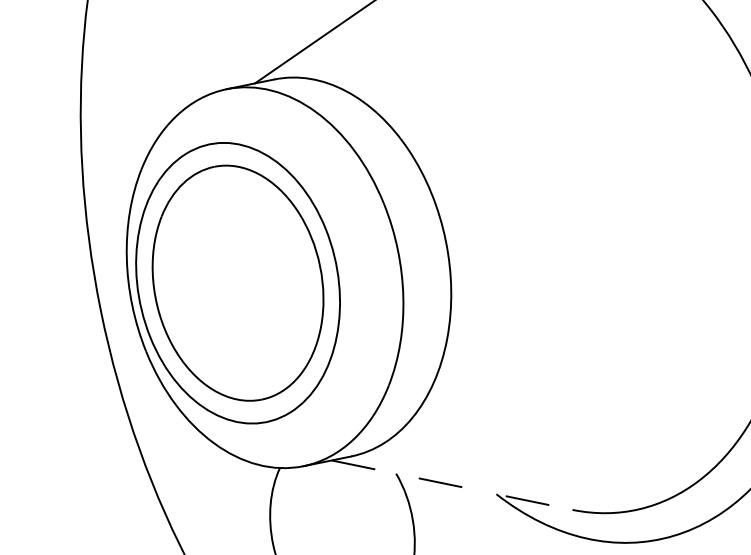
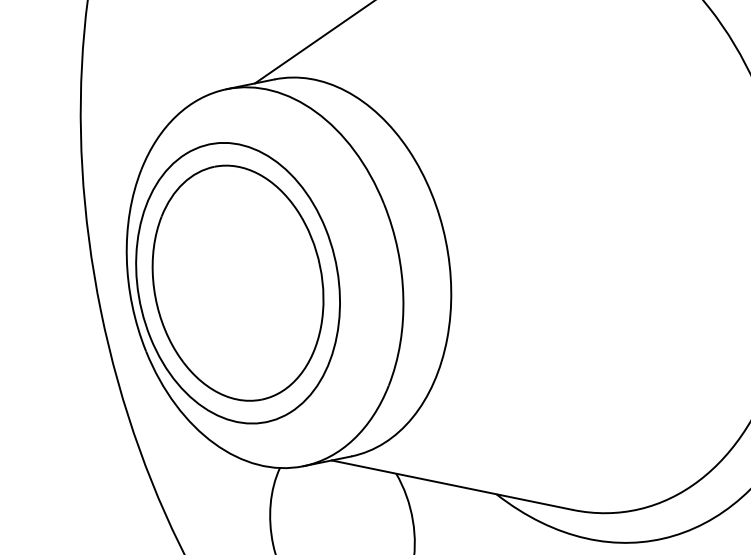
line: dashed -> solid (452, 485)
